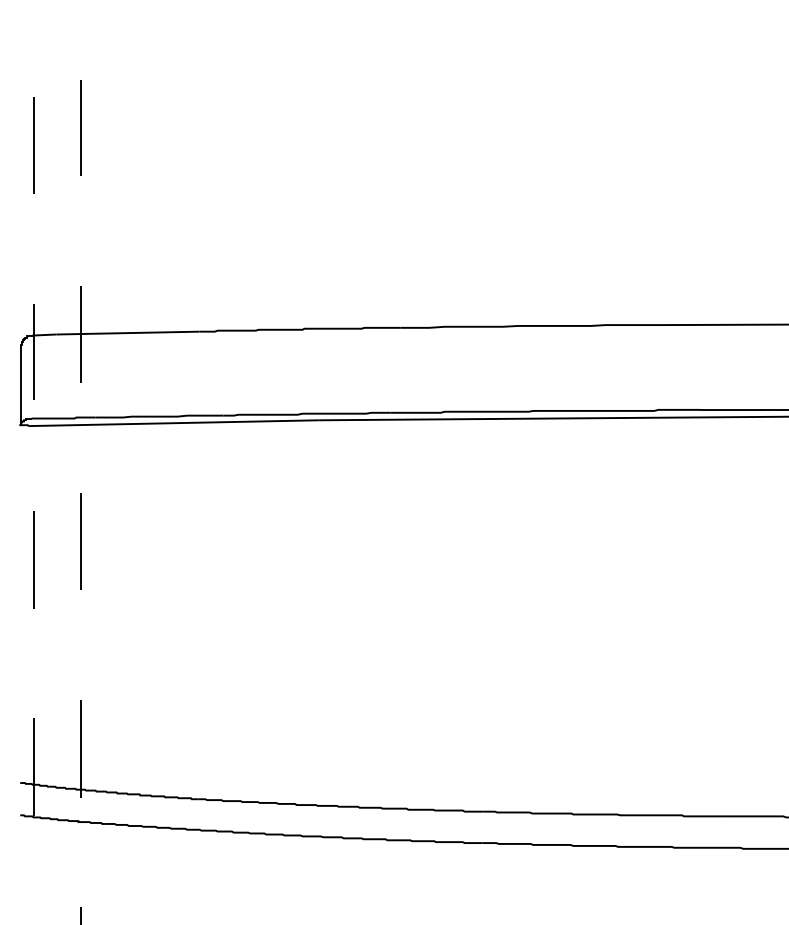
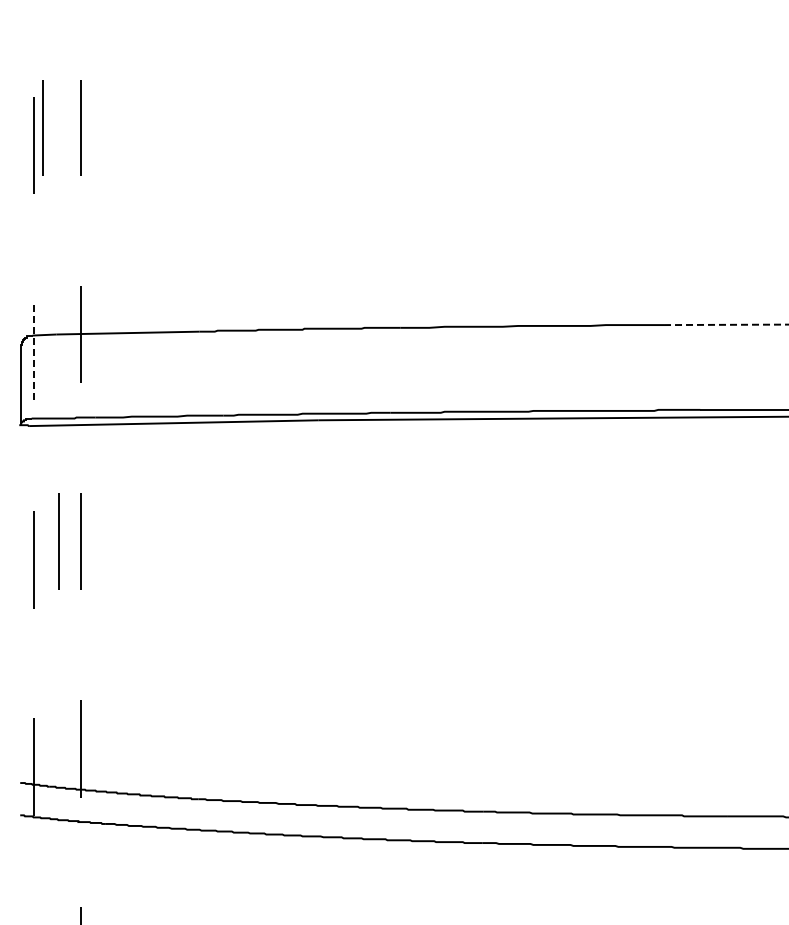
line: none -> present (42, 127)
line: solid -> dashed (726, 324)
line: solid -> dashed (34, 351)
line: none -> present (58, 541)
